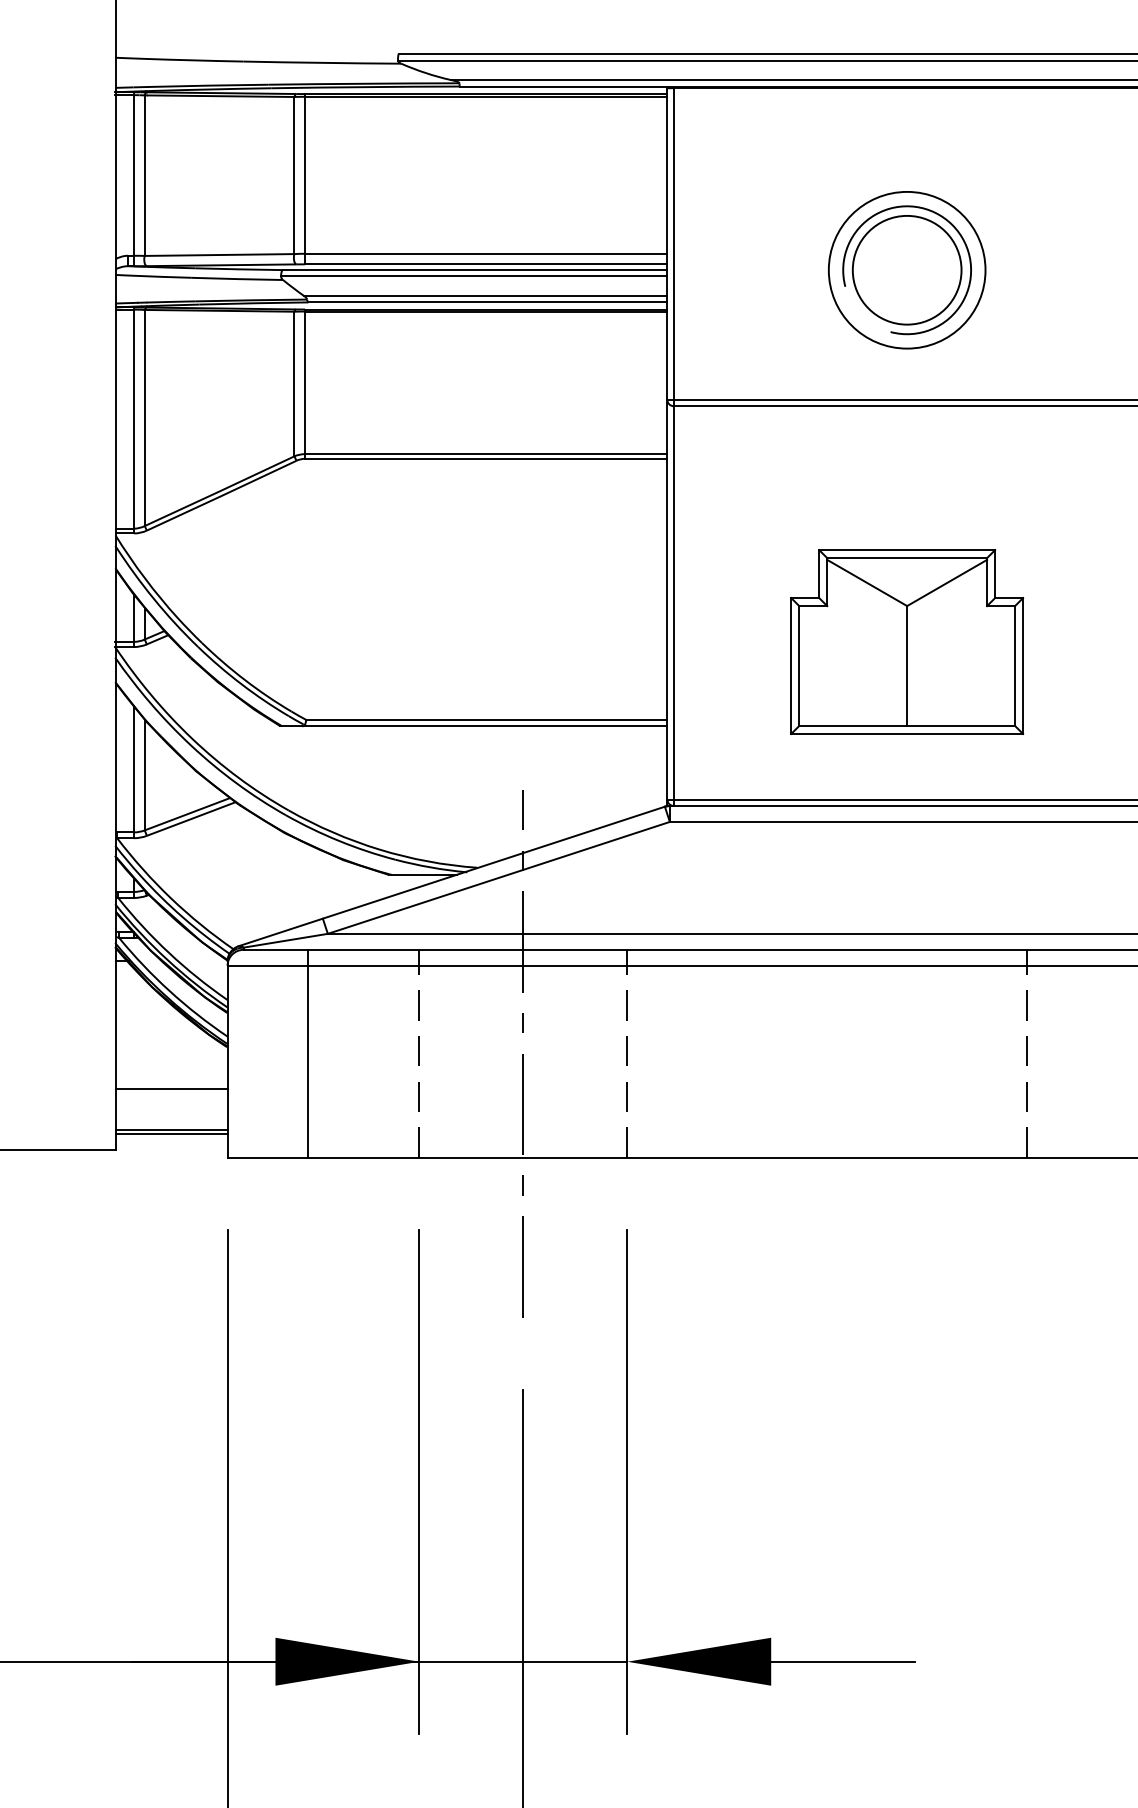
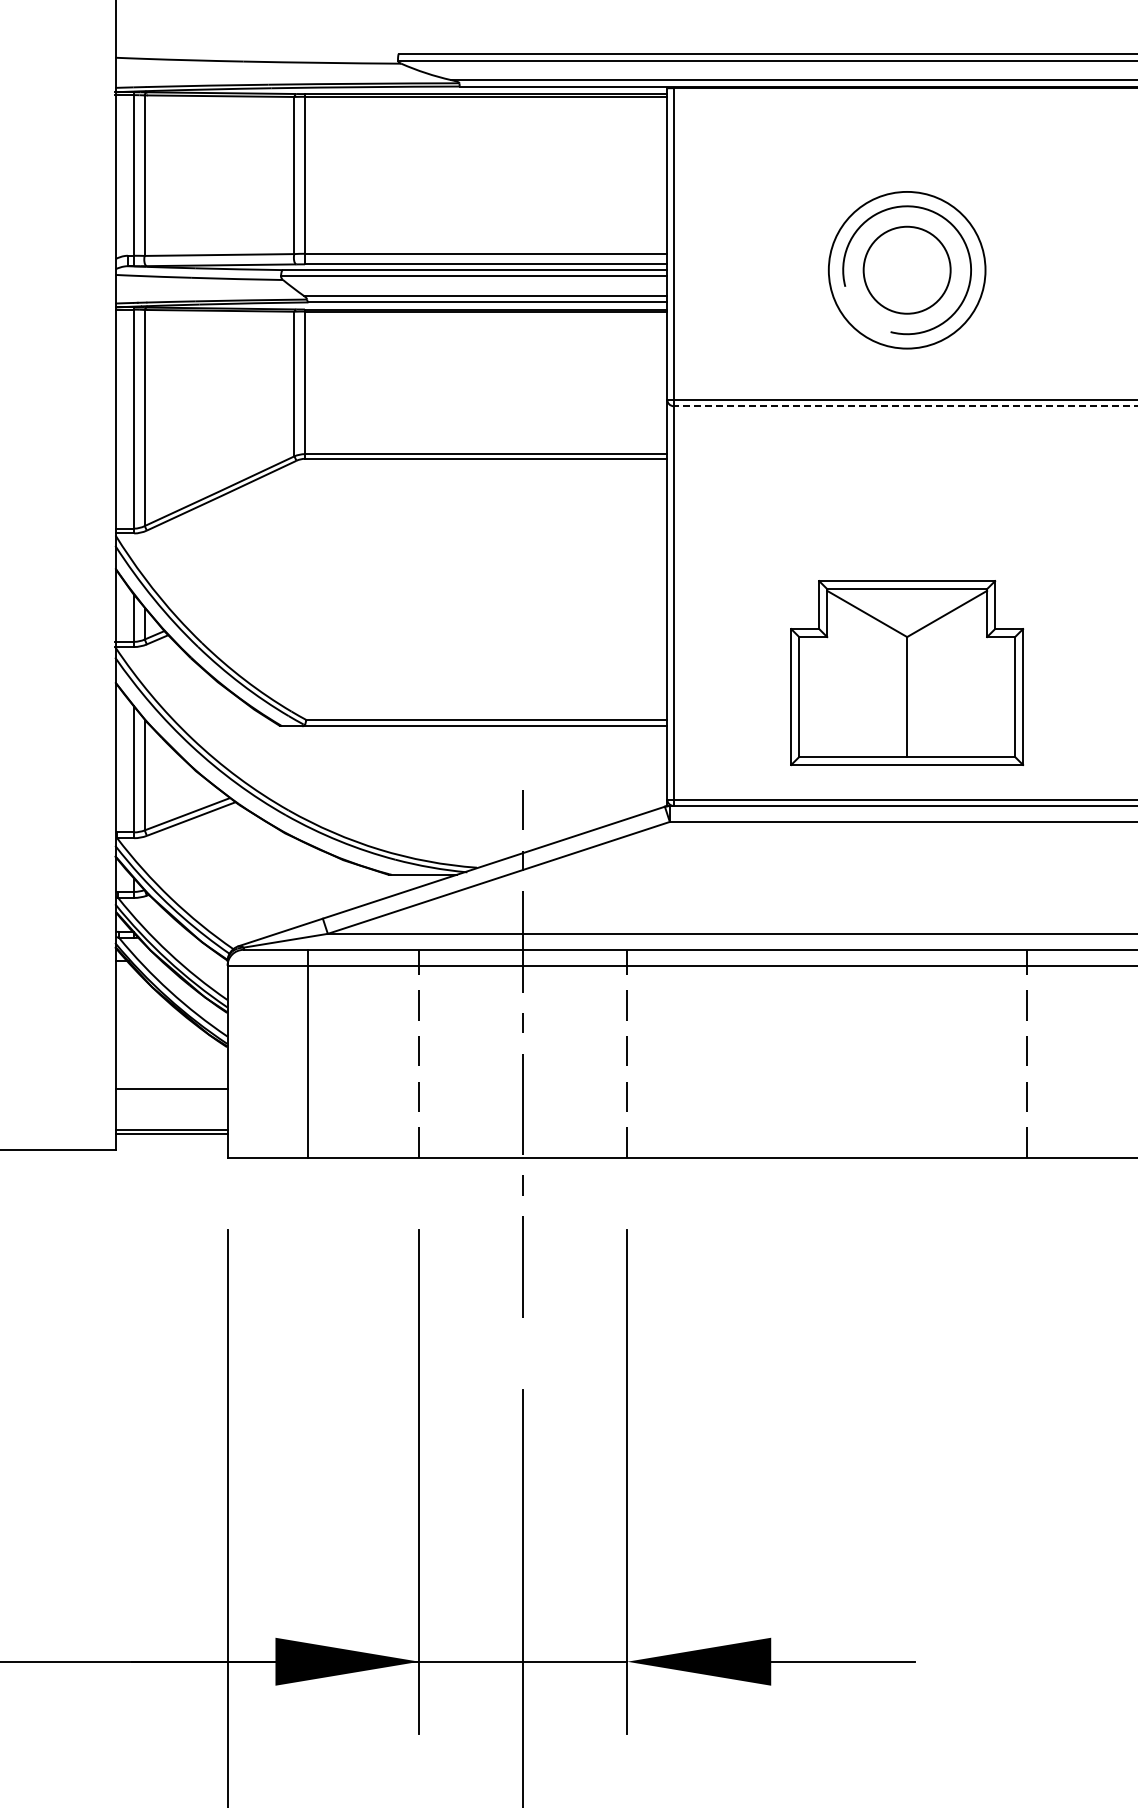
circle diameter: 109 px -> 87 px (906, 269)
line: solid -> dashed (905, 406)
part position: (907, 641) -> (907, 672) (907, 672)
